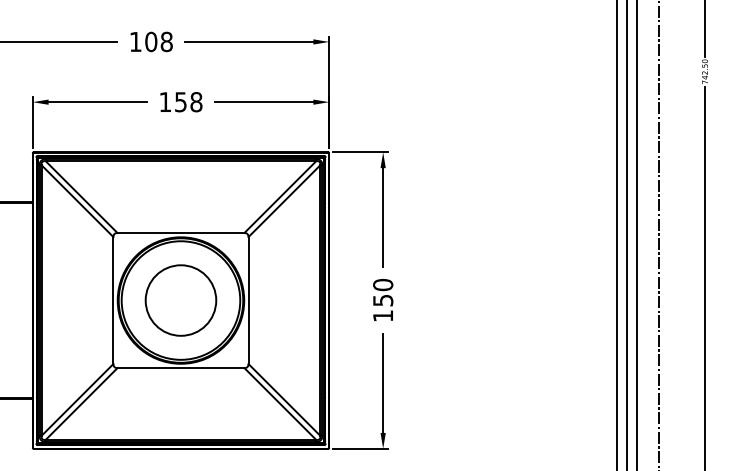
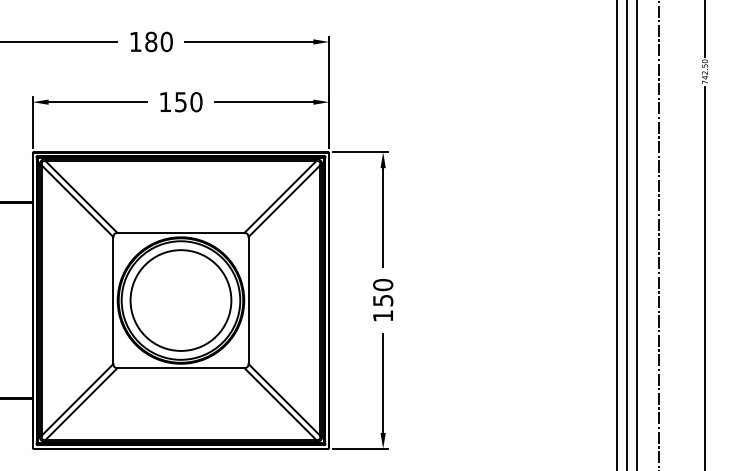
text: 108 -> 180 (158, 41)
text: 158 -> 150 (196, 101)
circle diameter: 71 px -> 101 px (180, 300)
